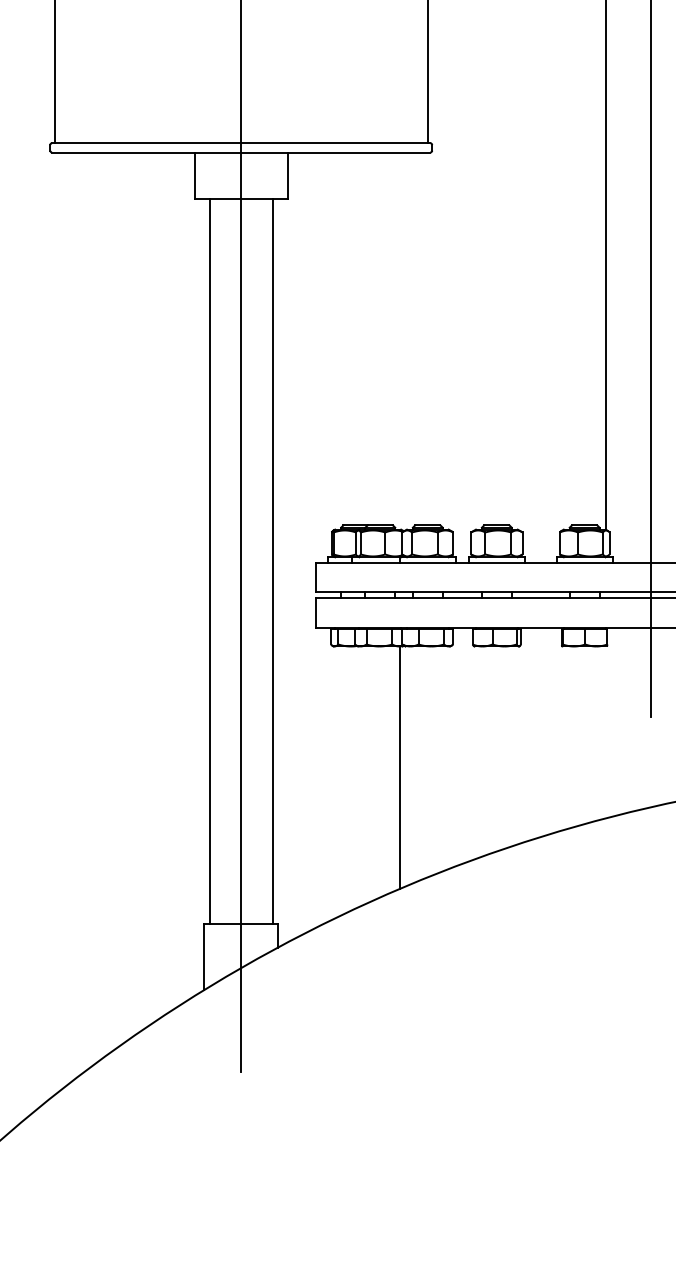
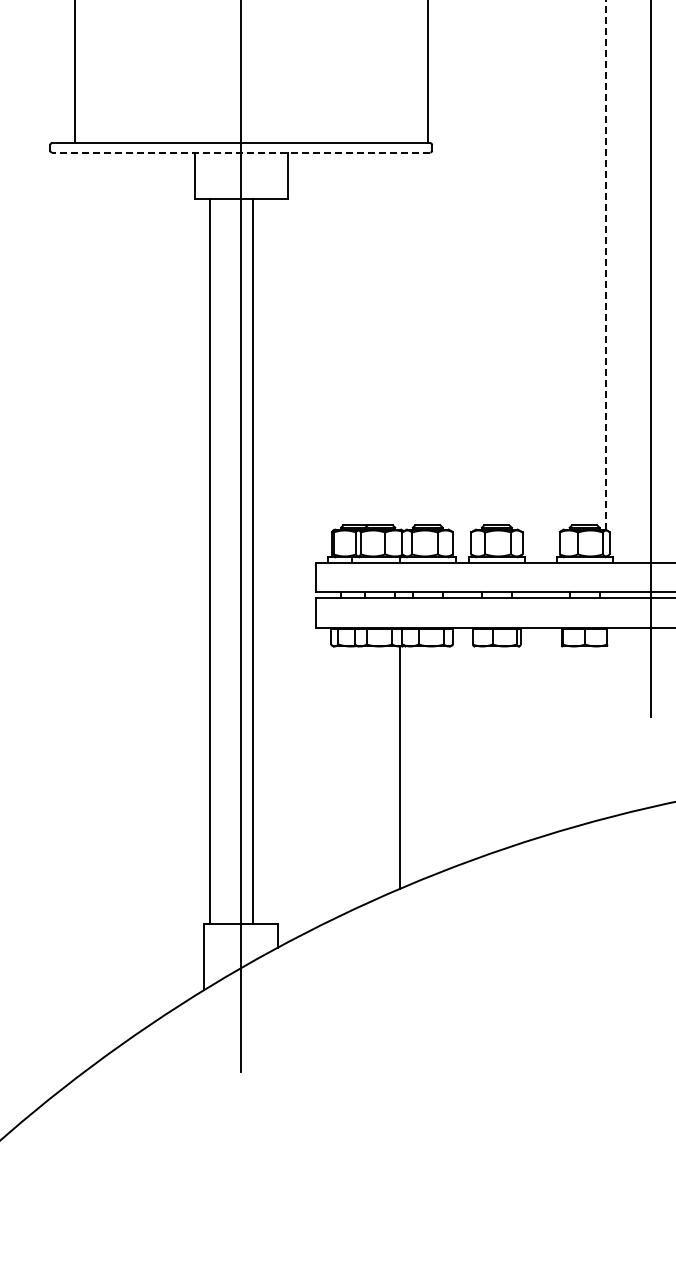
line position: (54, 72) -> (74, 72) (74, 72)
line: solid -> dashed (240, 152)
line: solid -> dashed (606, 265)
line position: (272, 561) -> (252, 561) (252, 561)
